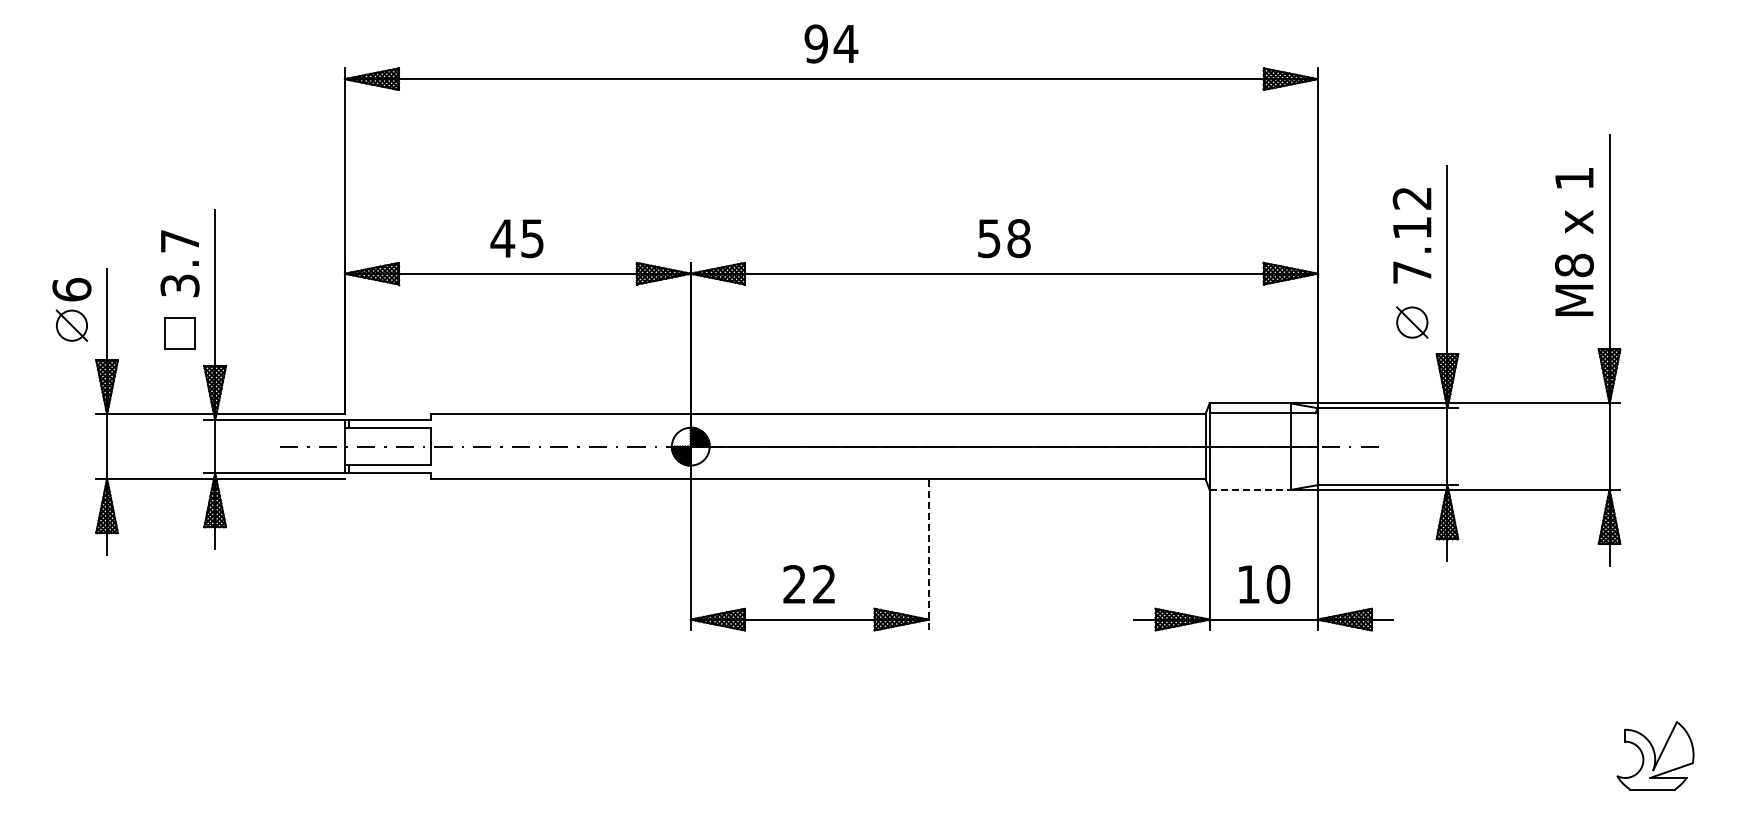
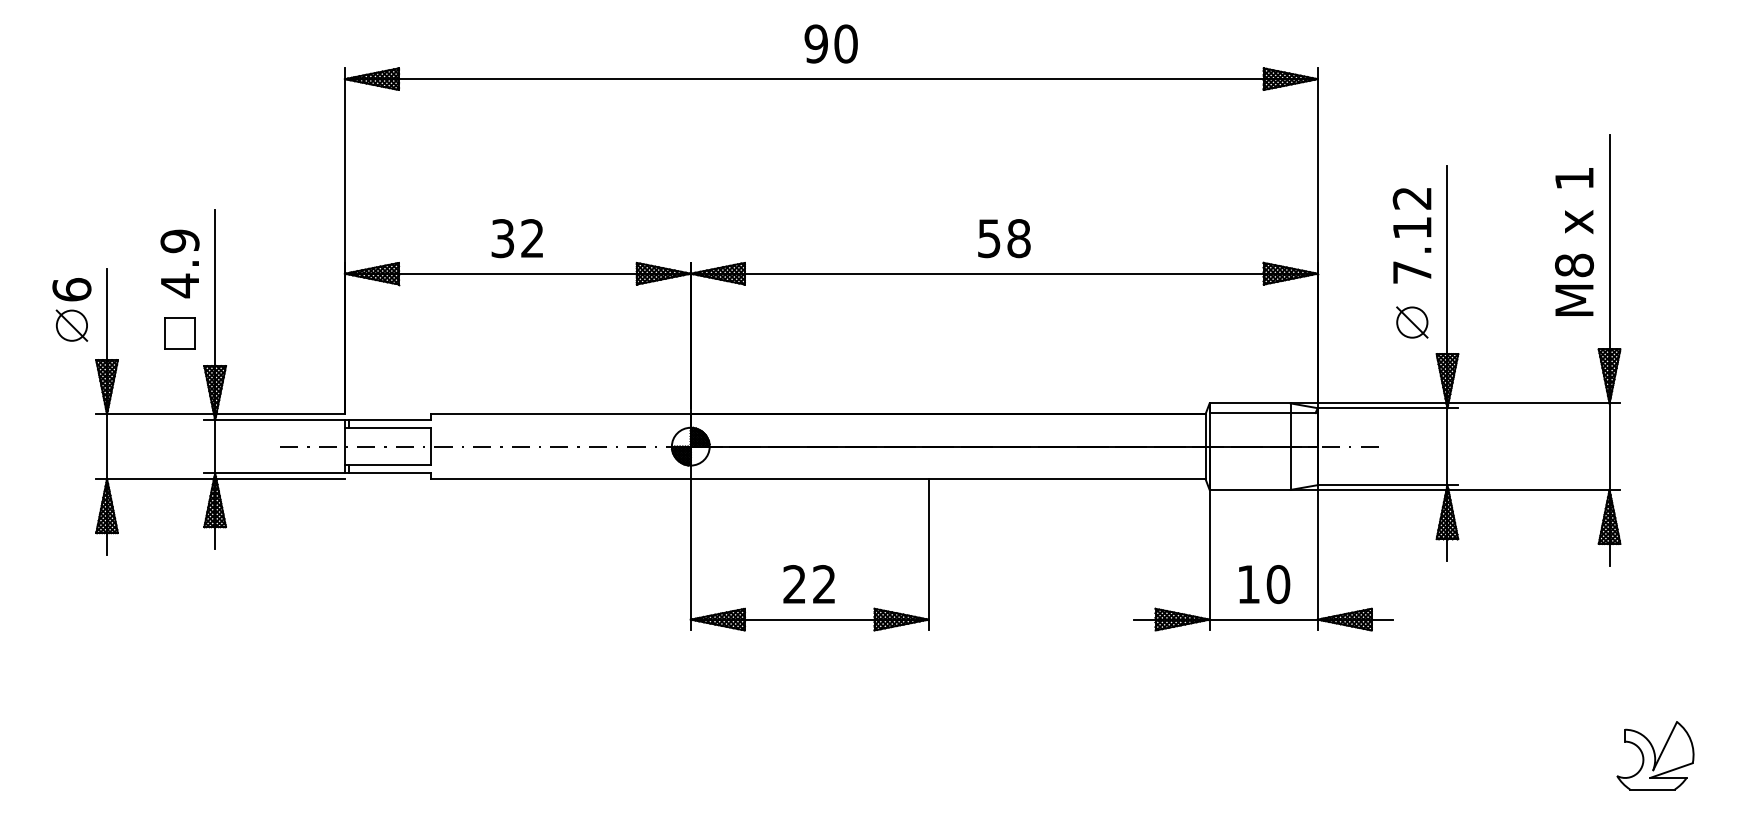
text: 94 -> 90 (845, 43)
text: 45 -> 32 (516, 238)
text: 3.7 -> 4.9 (179, 263)
line: dashed -> solid (1250, 489)
line: dashed -> solid (928, 554)
